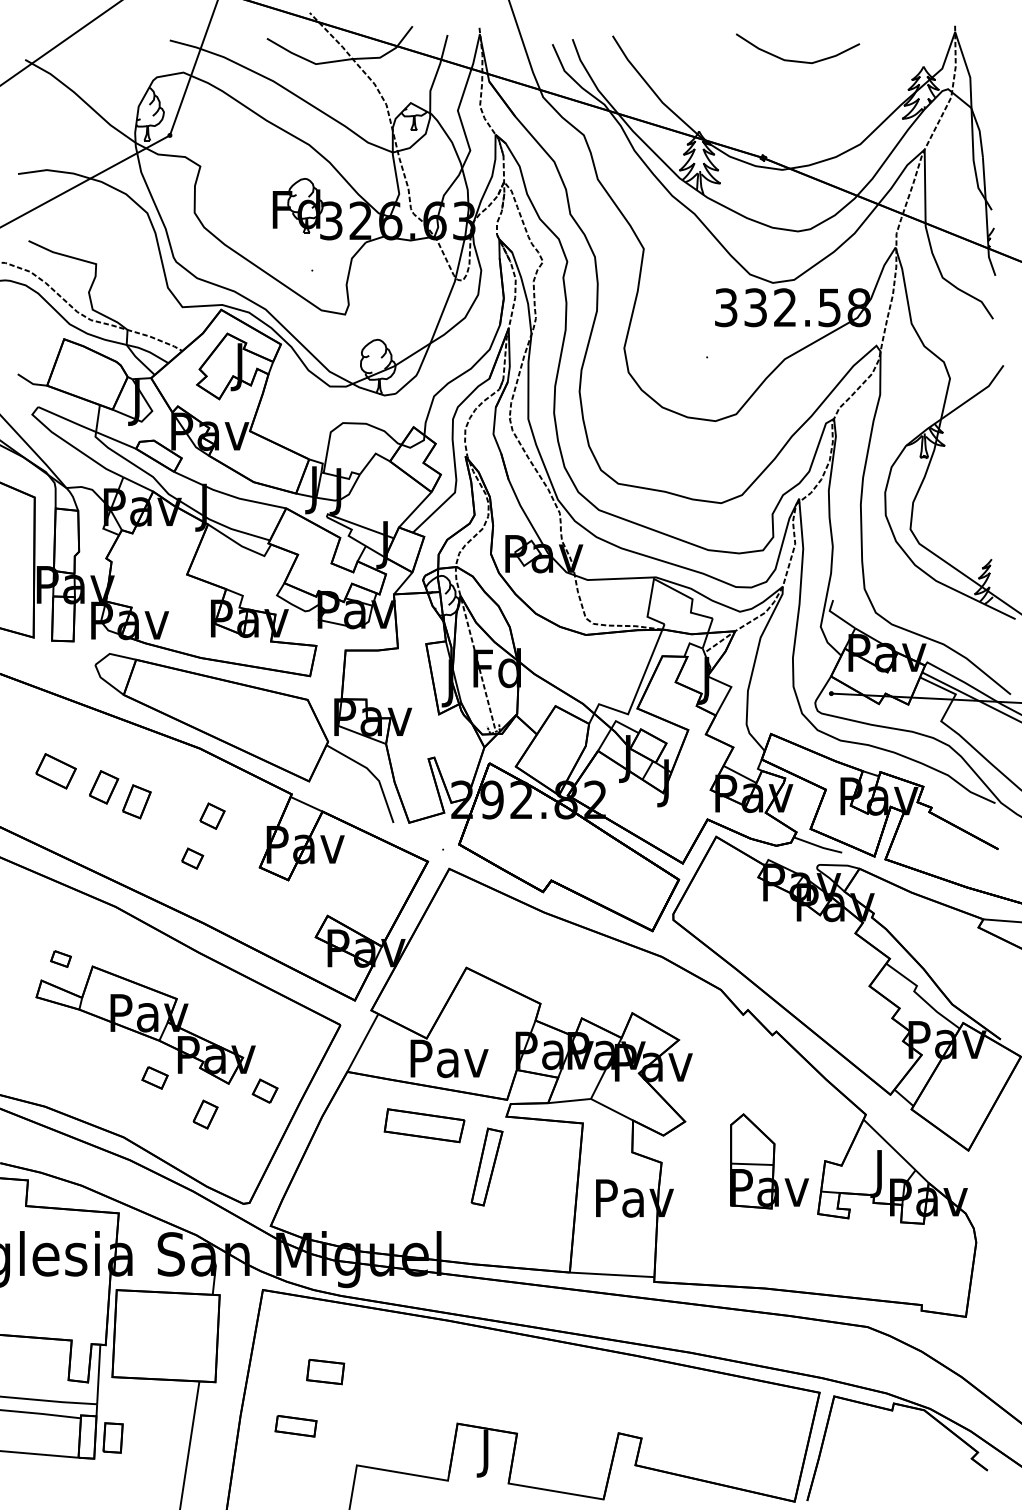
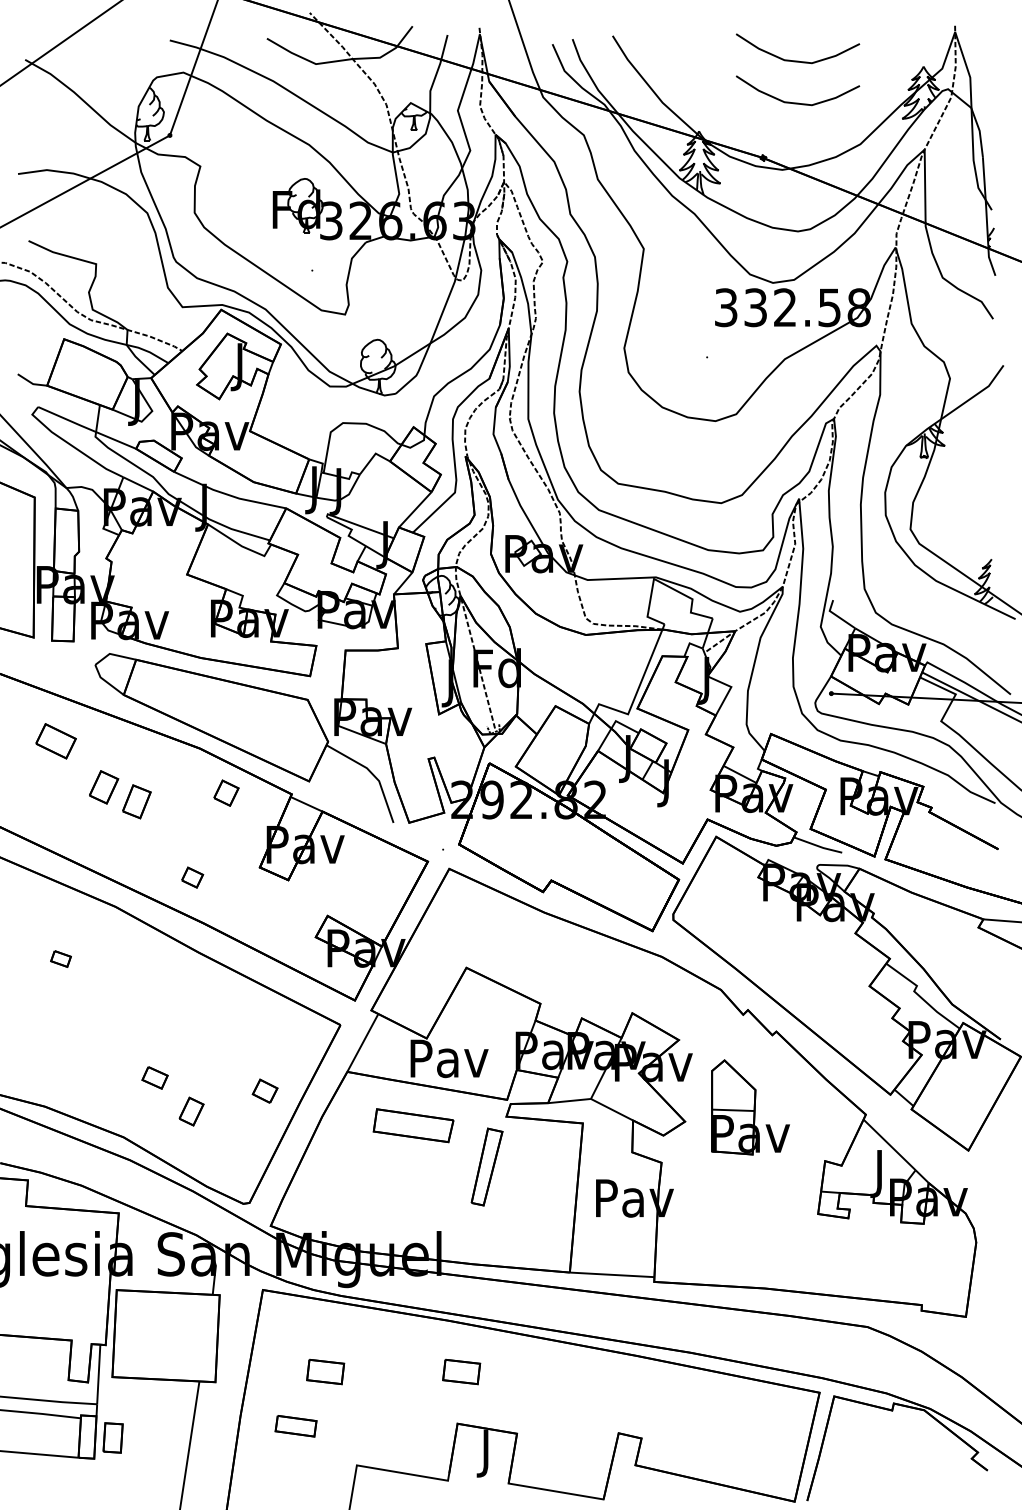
curve: none -> present (797, 102)
part position: (55, 771) -> (55, 741) (55, 741)
part position: (212, 815) -> (226, 792) (226, 792)
part position: (192, 858) -> (192, 877) (192, 877)
part: present -> none (145, 1024)
part position: (205, 1114) -> (191, 1111) (191, 1111)
part position: (424, 1125) -> (413, 1125) (413, 1125)
part position: (769, 1161) -> (750, 1107) (750, 1107)
part: none -> present (461, 1371)
